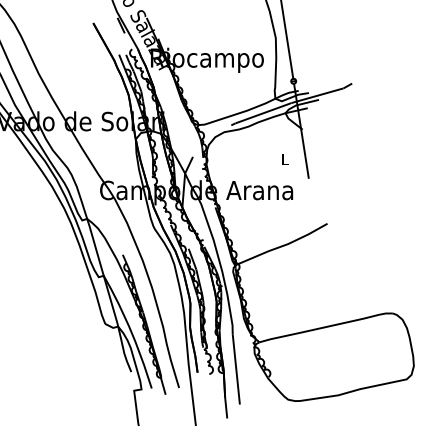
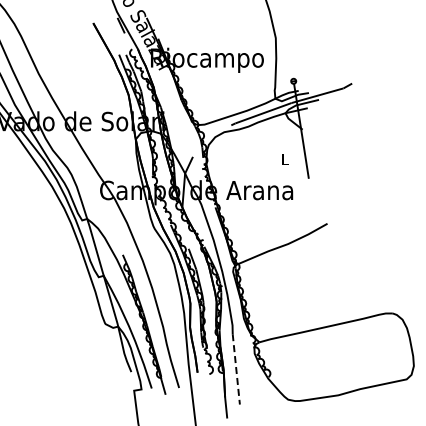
line: present -> none (287, 40)
line: solid -> dashed (236, 369)
